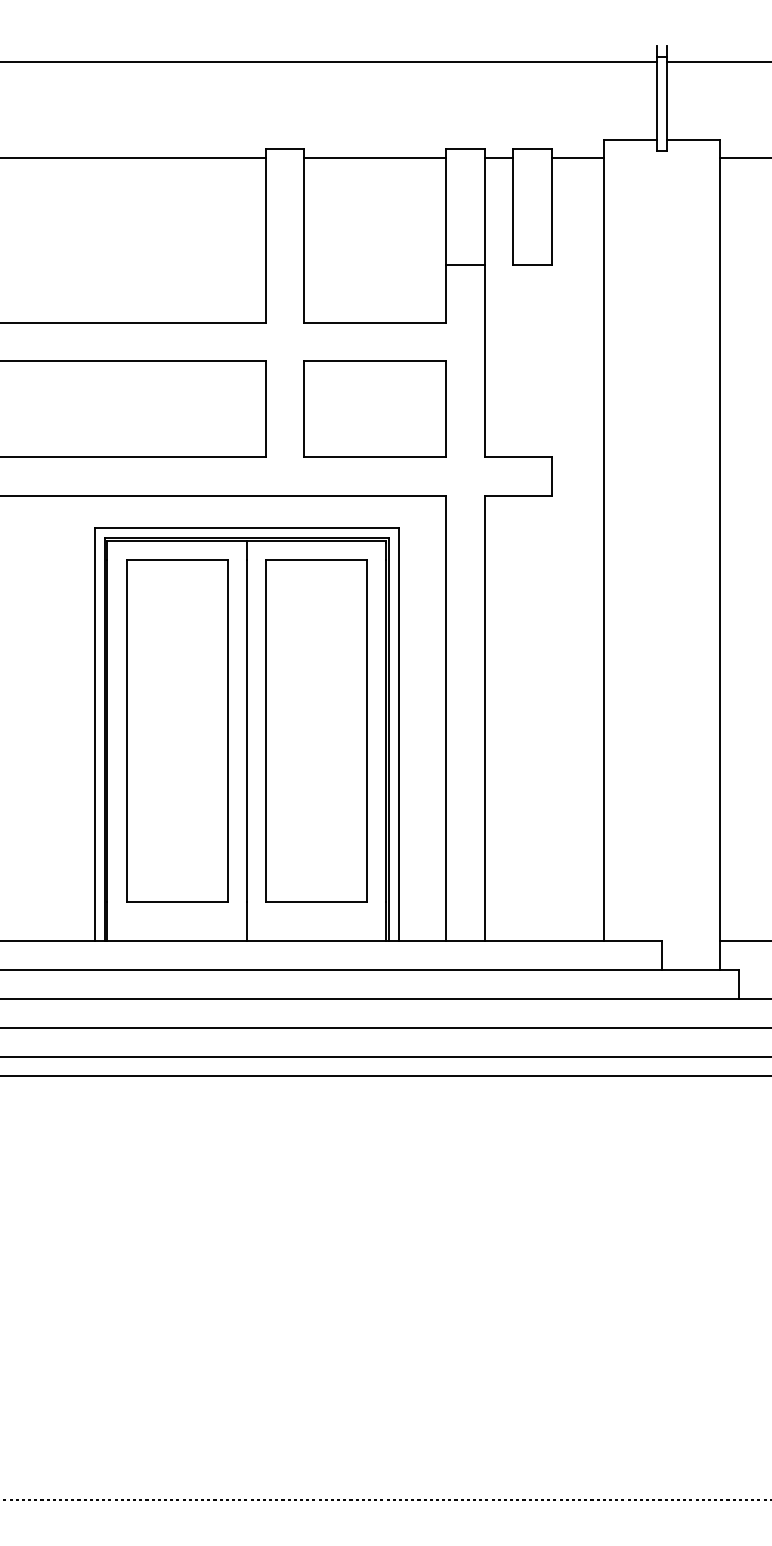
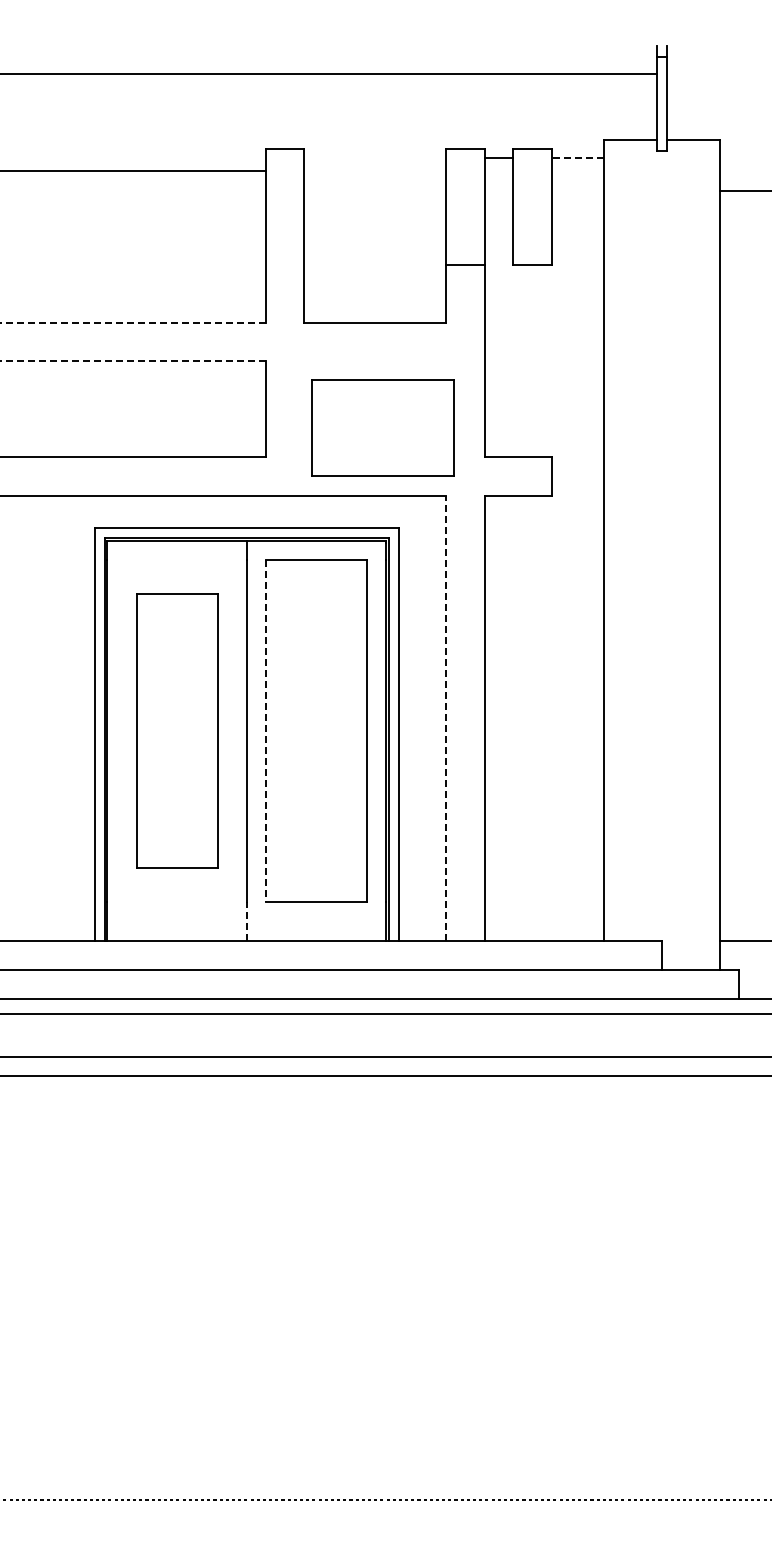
line position: (329, 62) -> (329, 74) (329, 74)
line: present -> none (717, 62)
line position: (133, 158) -> (133, 171) (133, 171)
line: present -> none (375, 158)
line: solid -> dashed (577, 158)
line position: (743, 158) -> (743, 191) (743, 191)
line: solid -> dashed (133, 322)
line: solid -> dashed (133, 361)
part position: (374, 408) -> (382, 427) (382, 427)
line: solid -> dashed (446, 718)
part size: 103x344 px -> 83x276 px (177, 730)
line: solid -> dashed (266, 731)
line: solid -> dashed (246, 920)
line position: (385, 1027) -> (385, 1013) (385, 1013)
